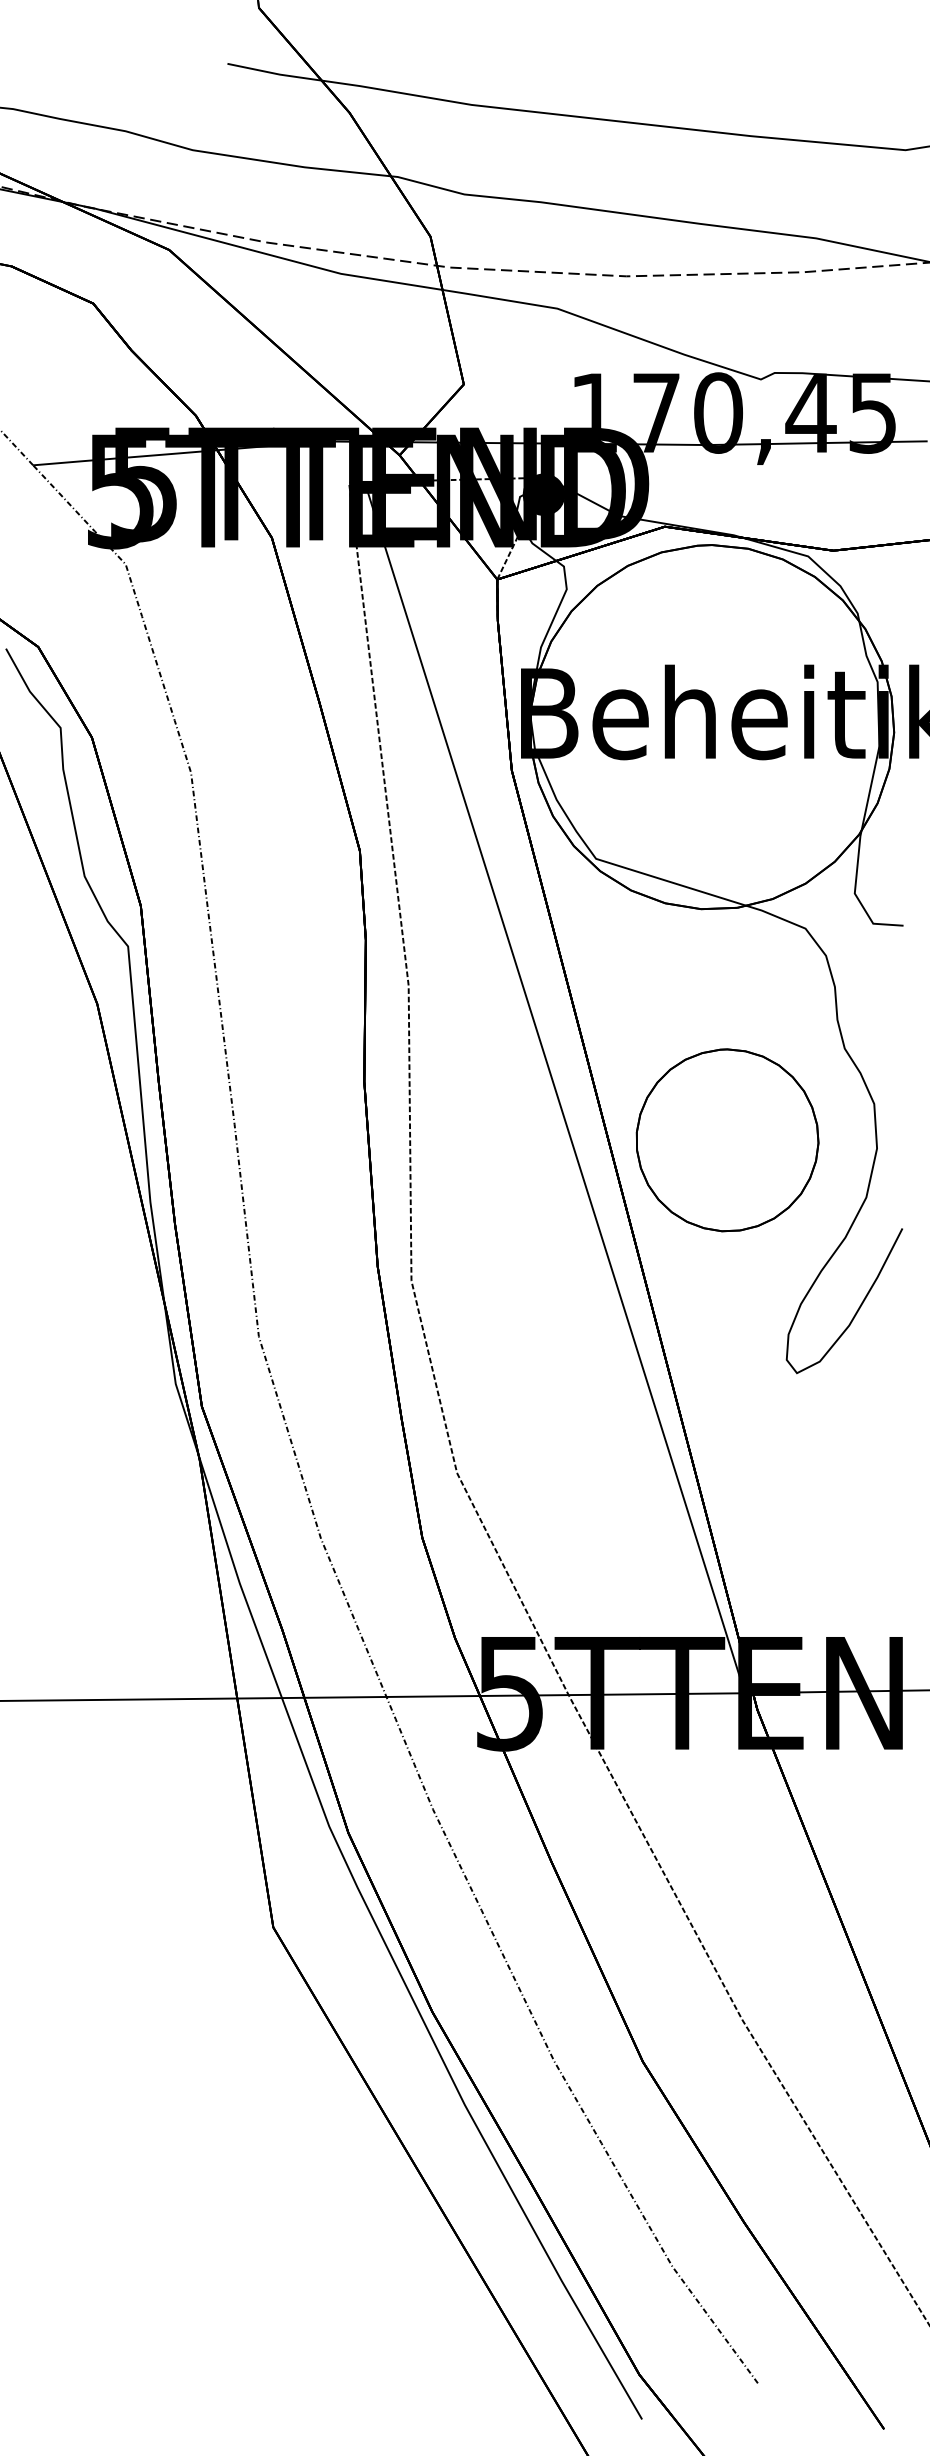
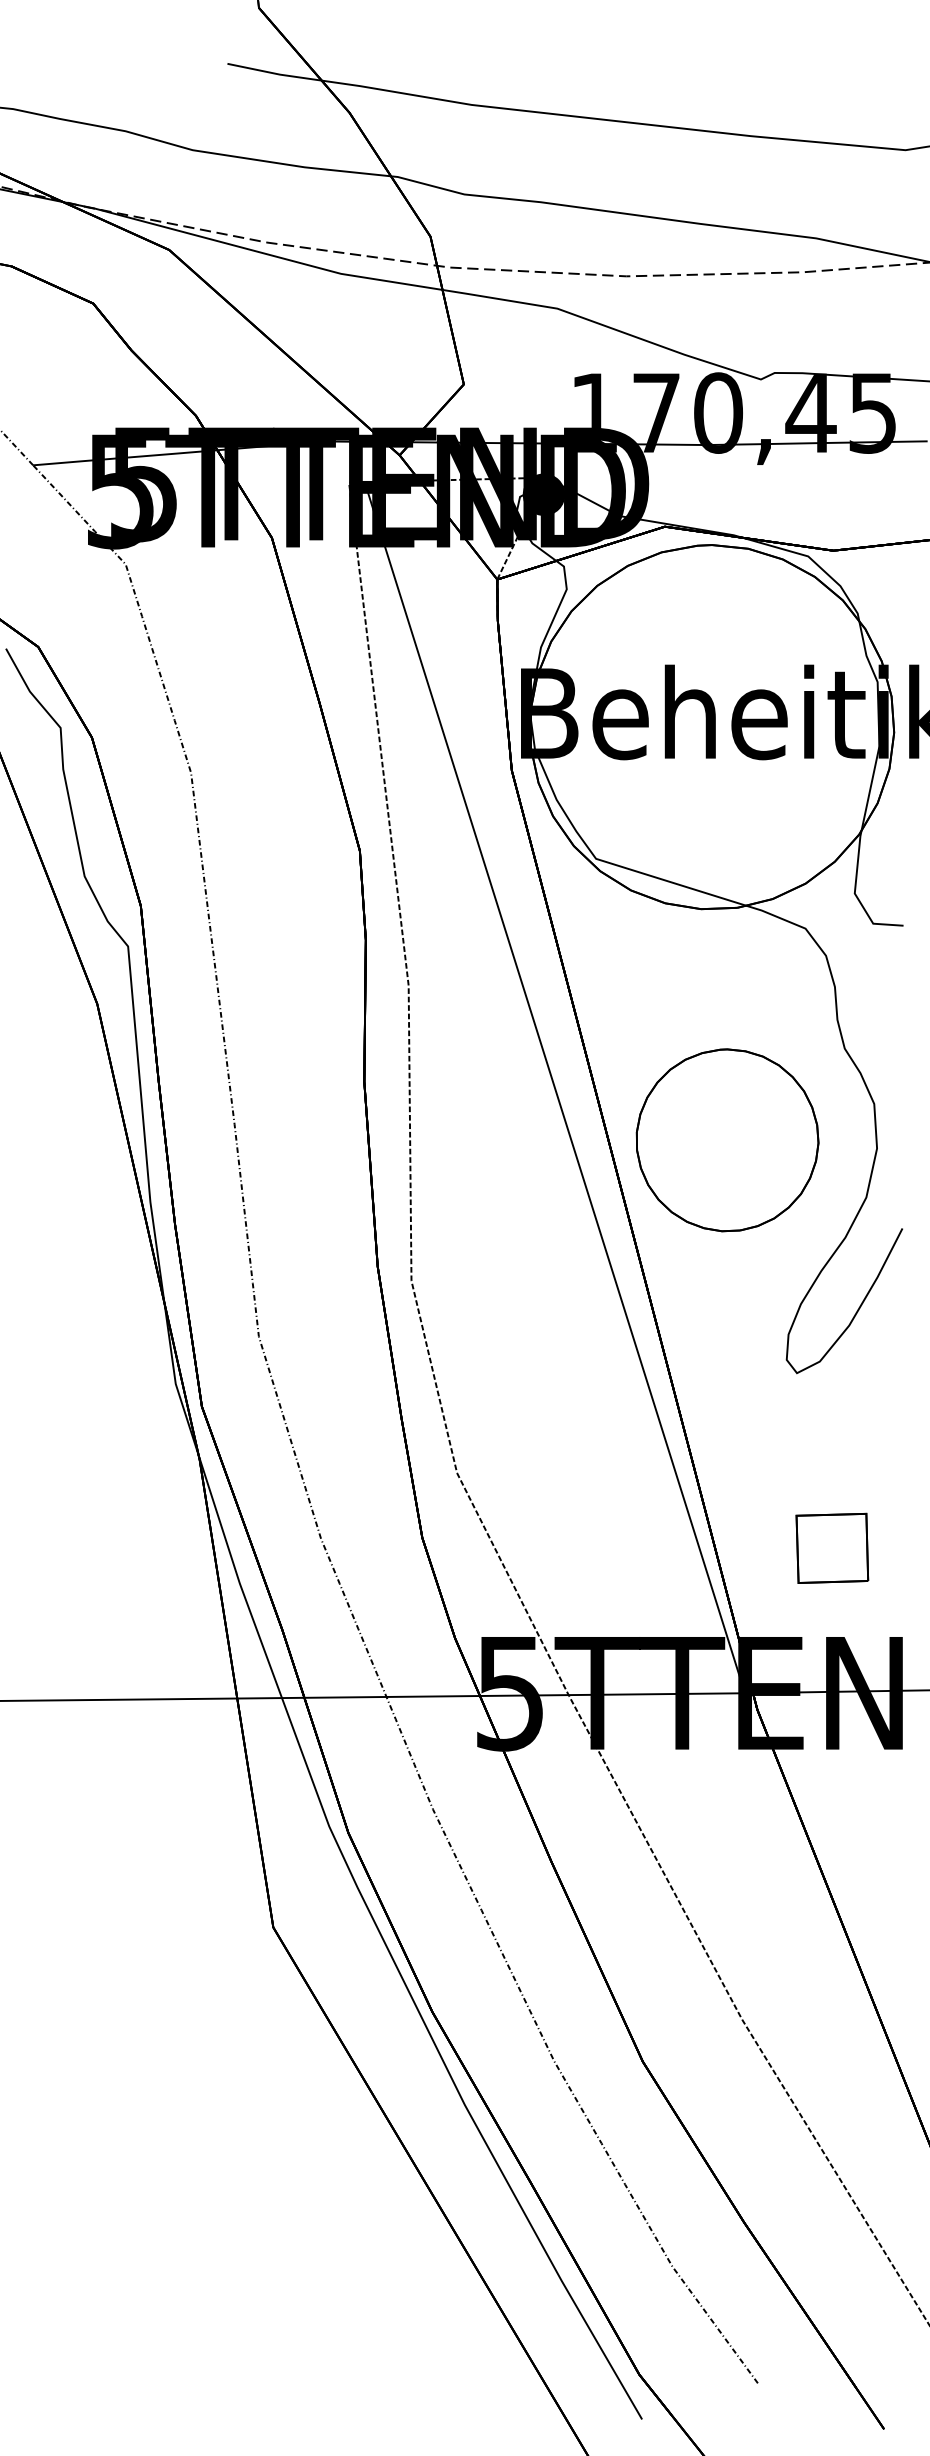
part: none -> present (832, 1547)
